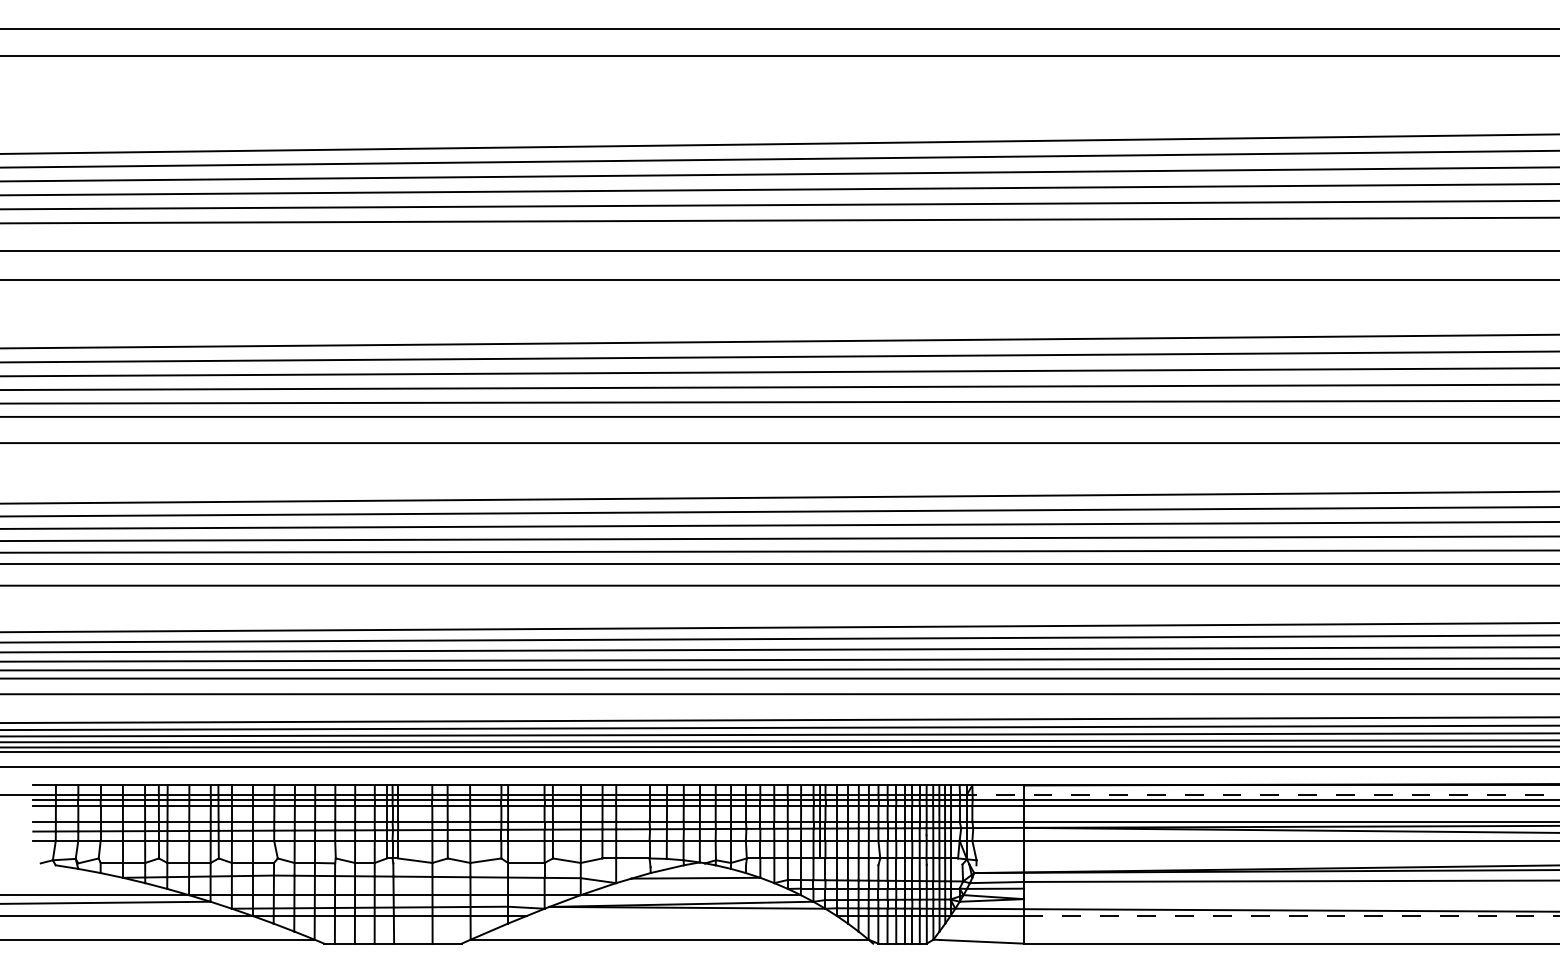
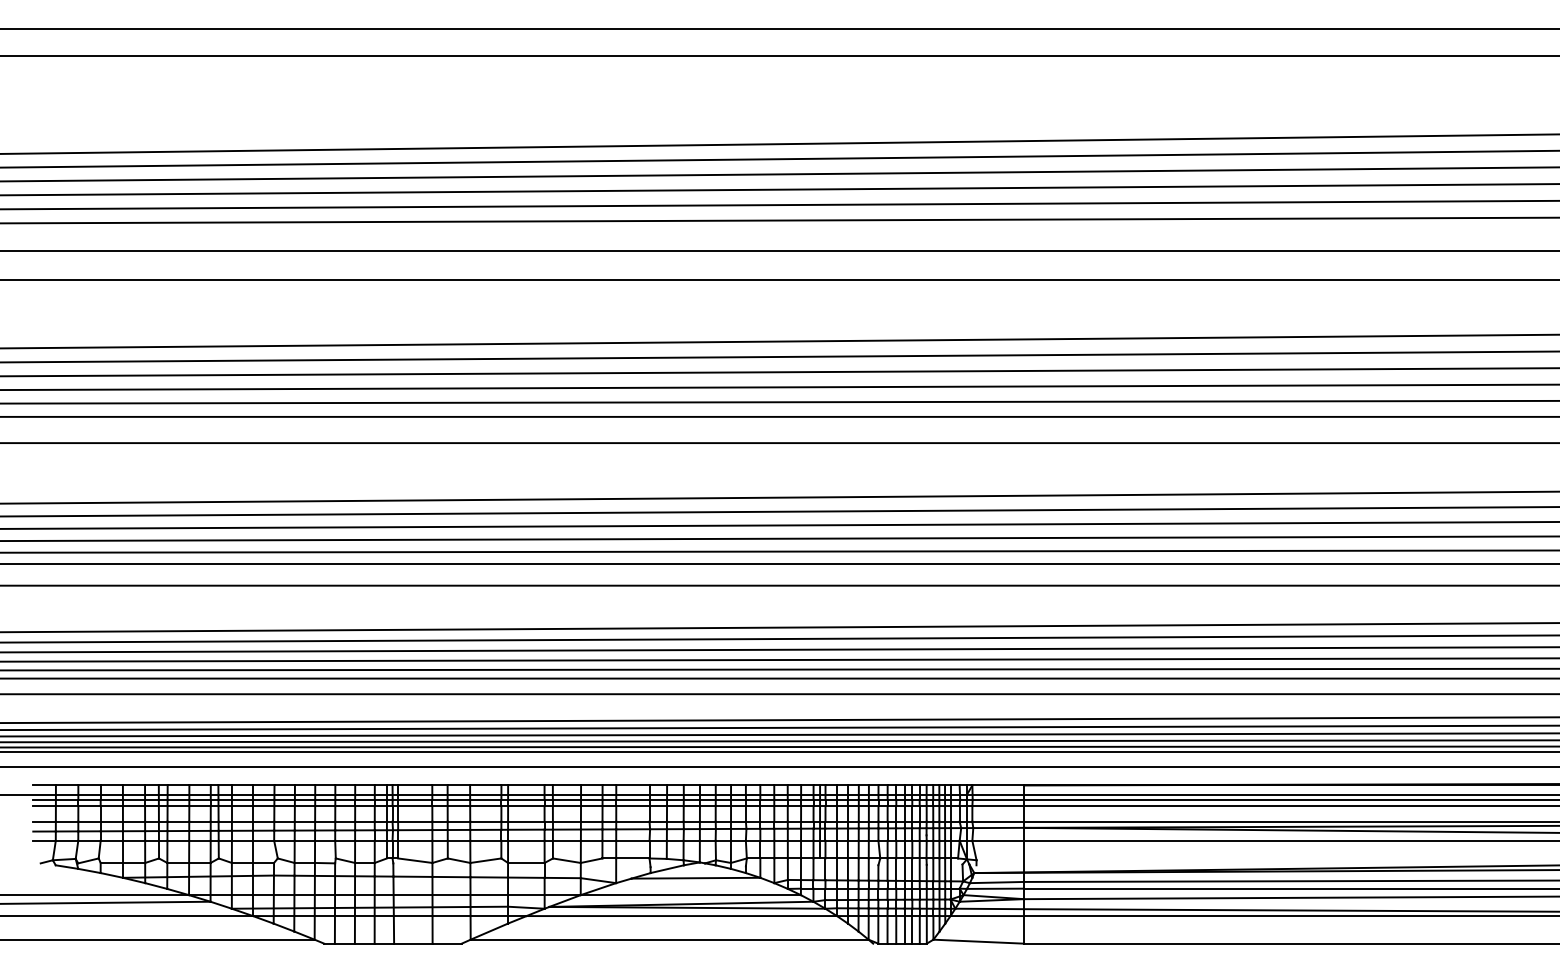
line: dashed -> solid (1262, 794)
line: none -> present (1290, 888)
line: none -> present (1290, 897)
line: none -> present (681, 916)
line: dashed -> solid (1291, 916)
